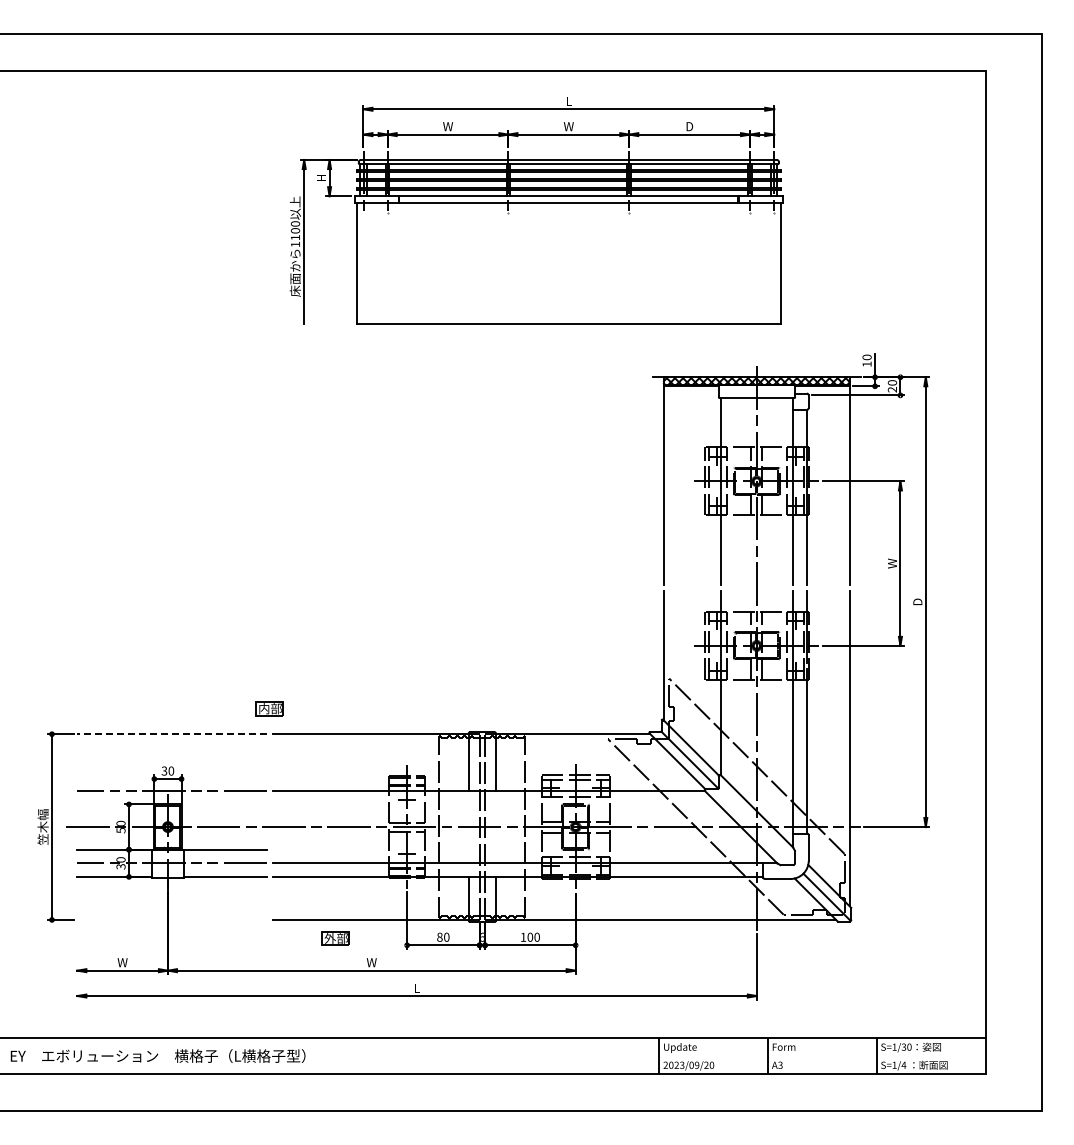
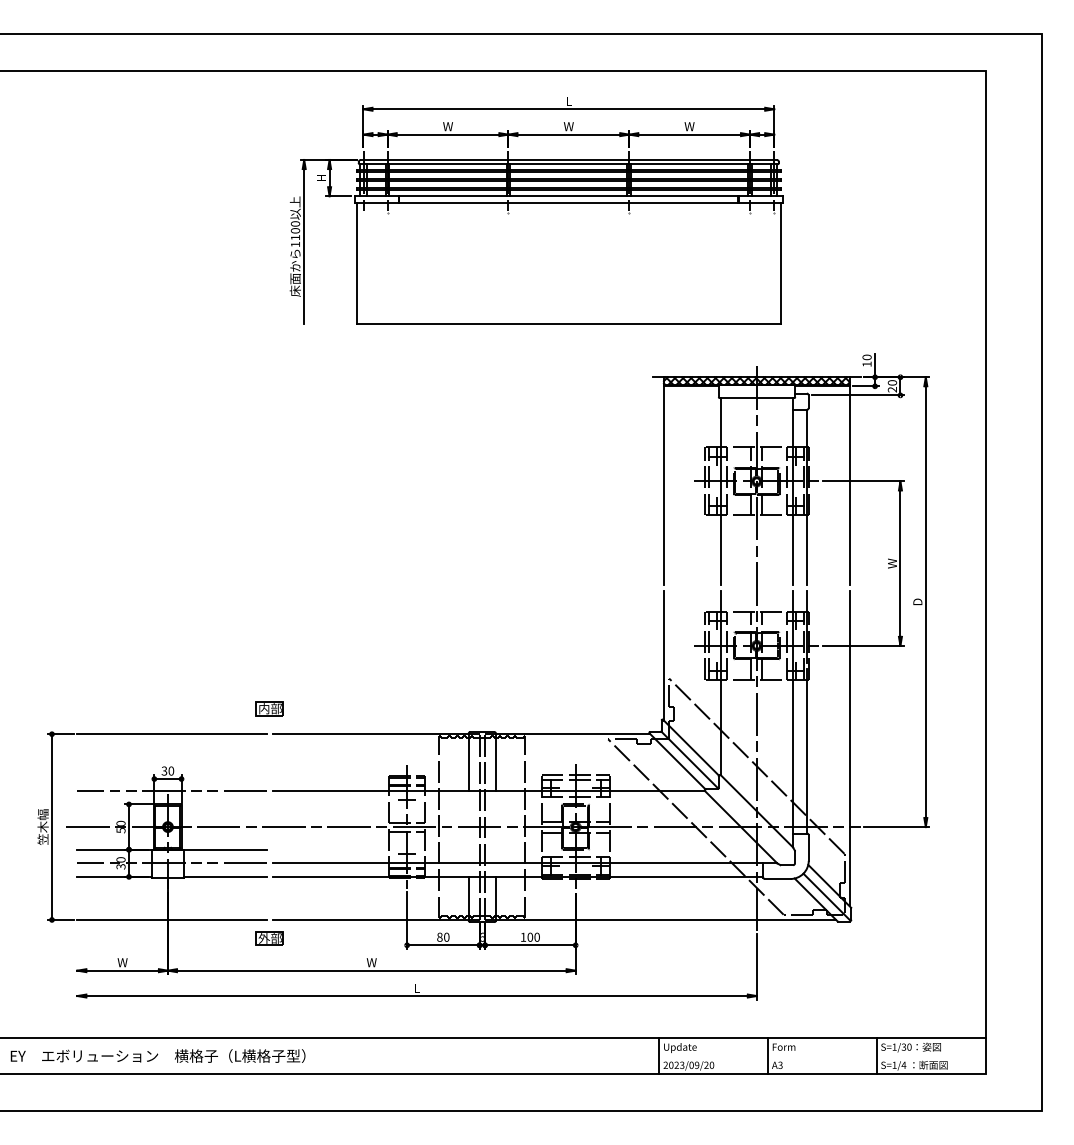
text: D -> W (689, 126)
line: dashed -> solid (172, 734)
line: none -> present (172, 919)
part position: (335, 938) -> (269, 938) (269, 938)
